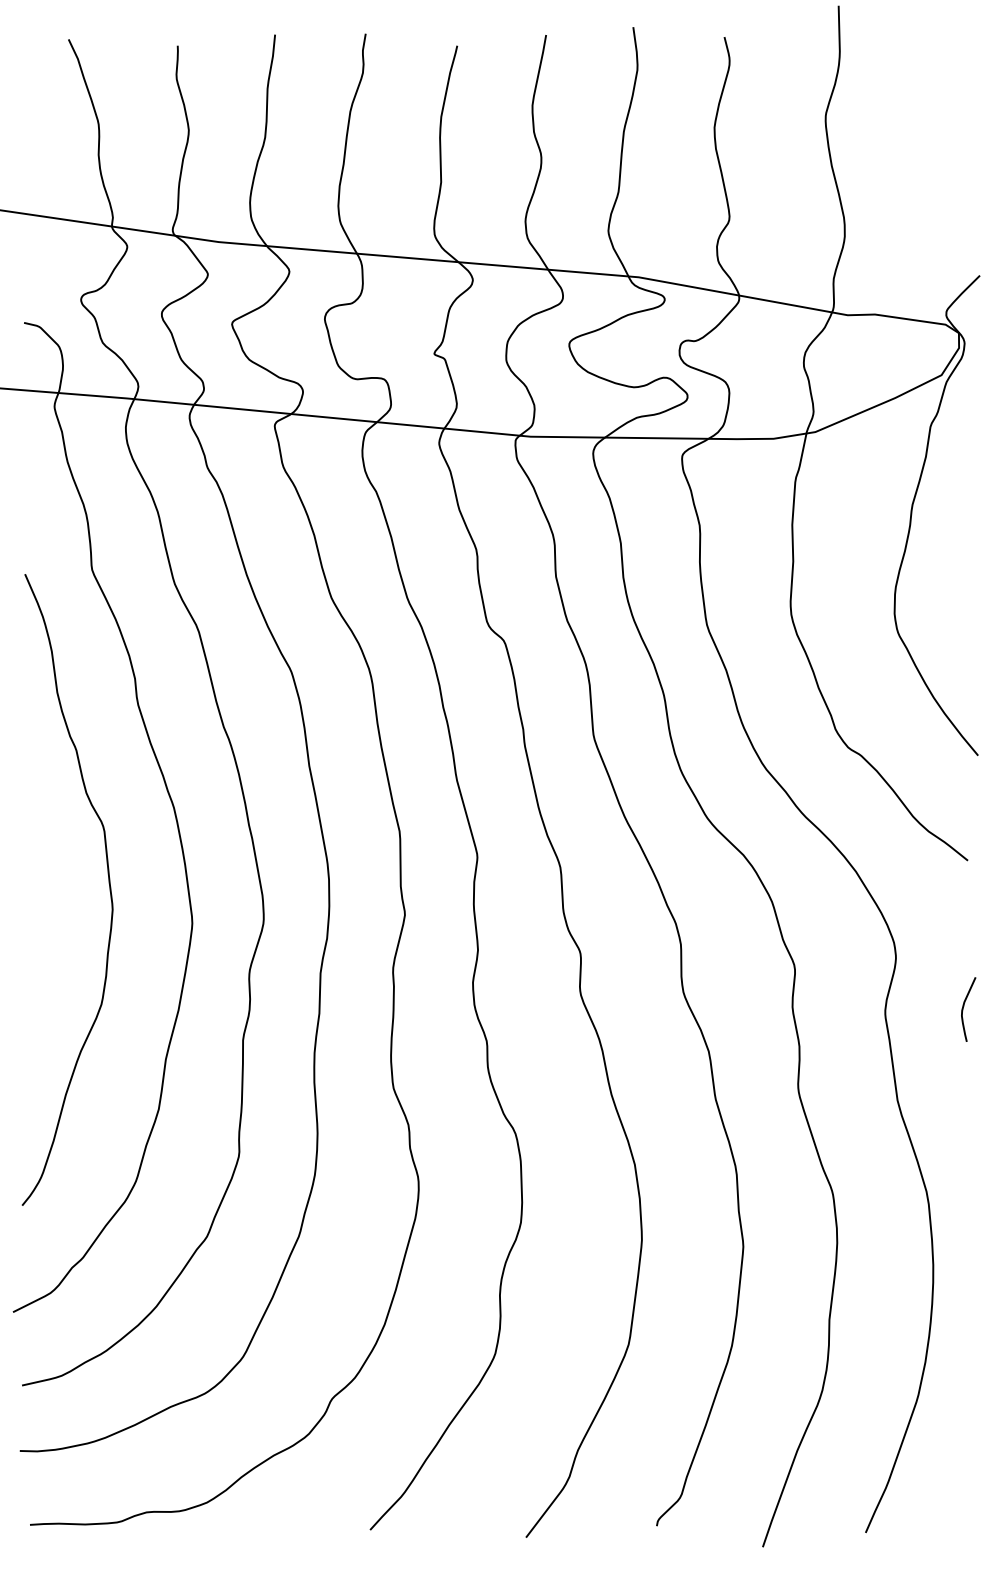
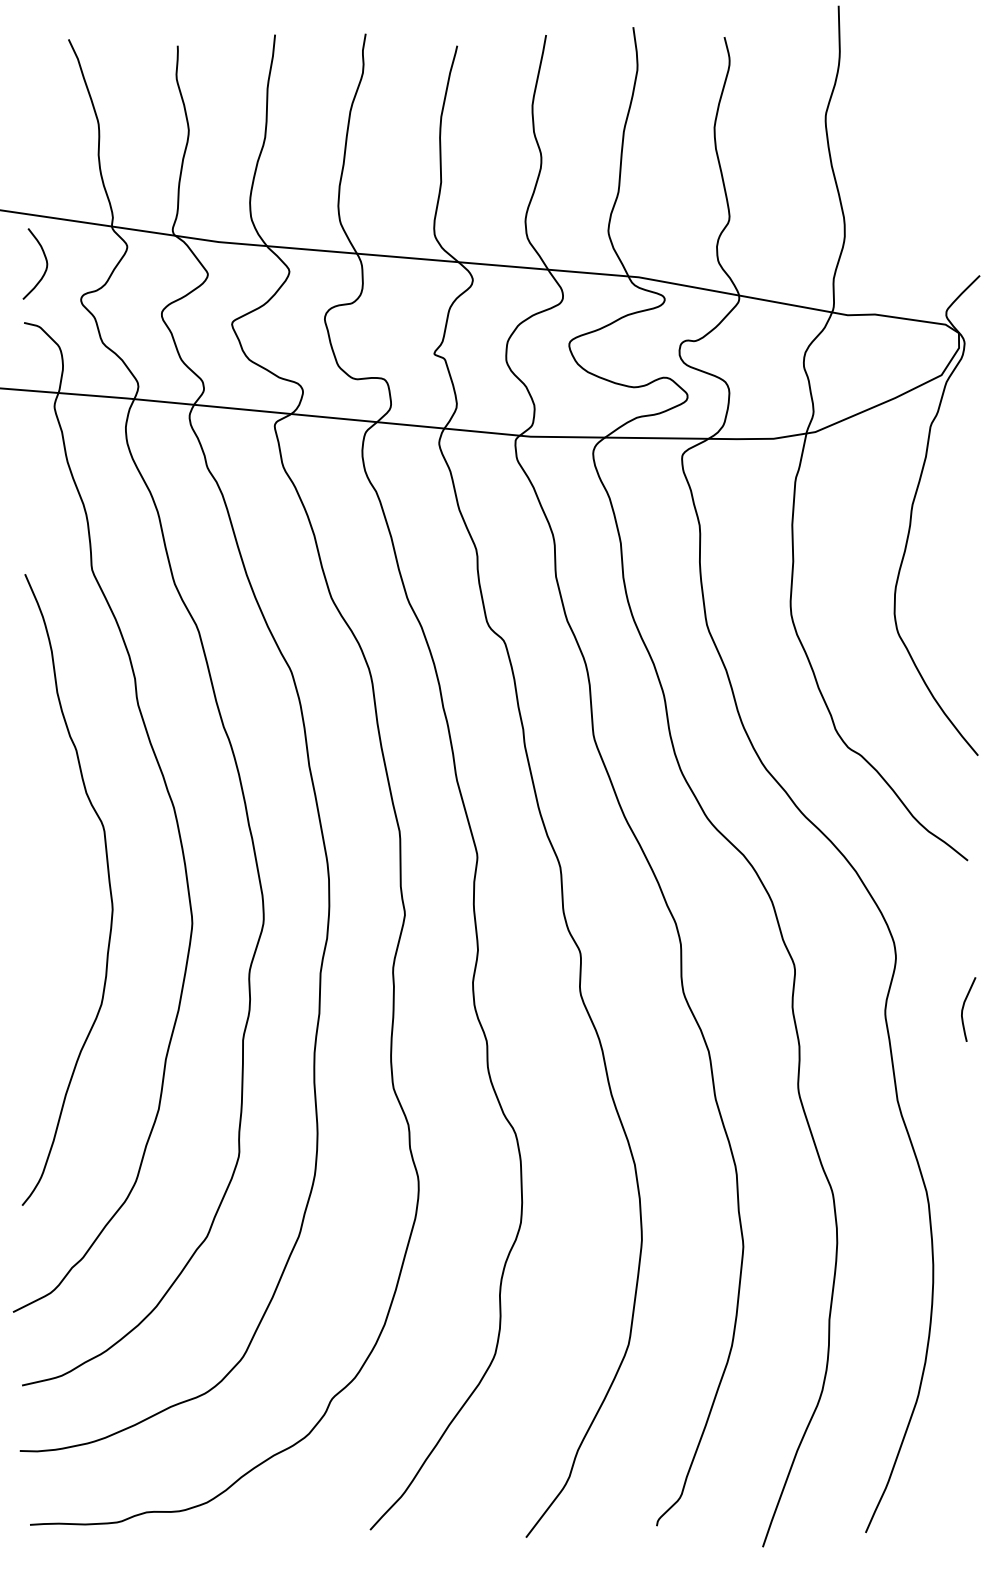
curve: none -> present (45, 260)
